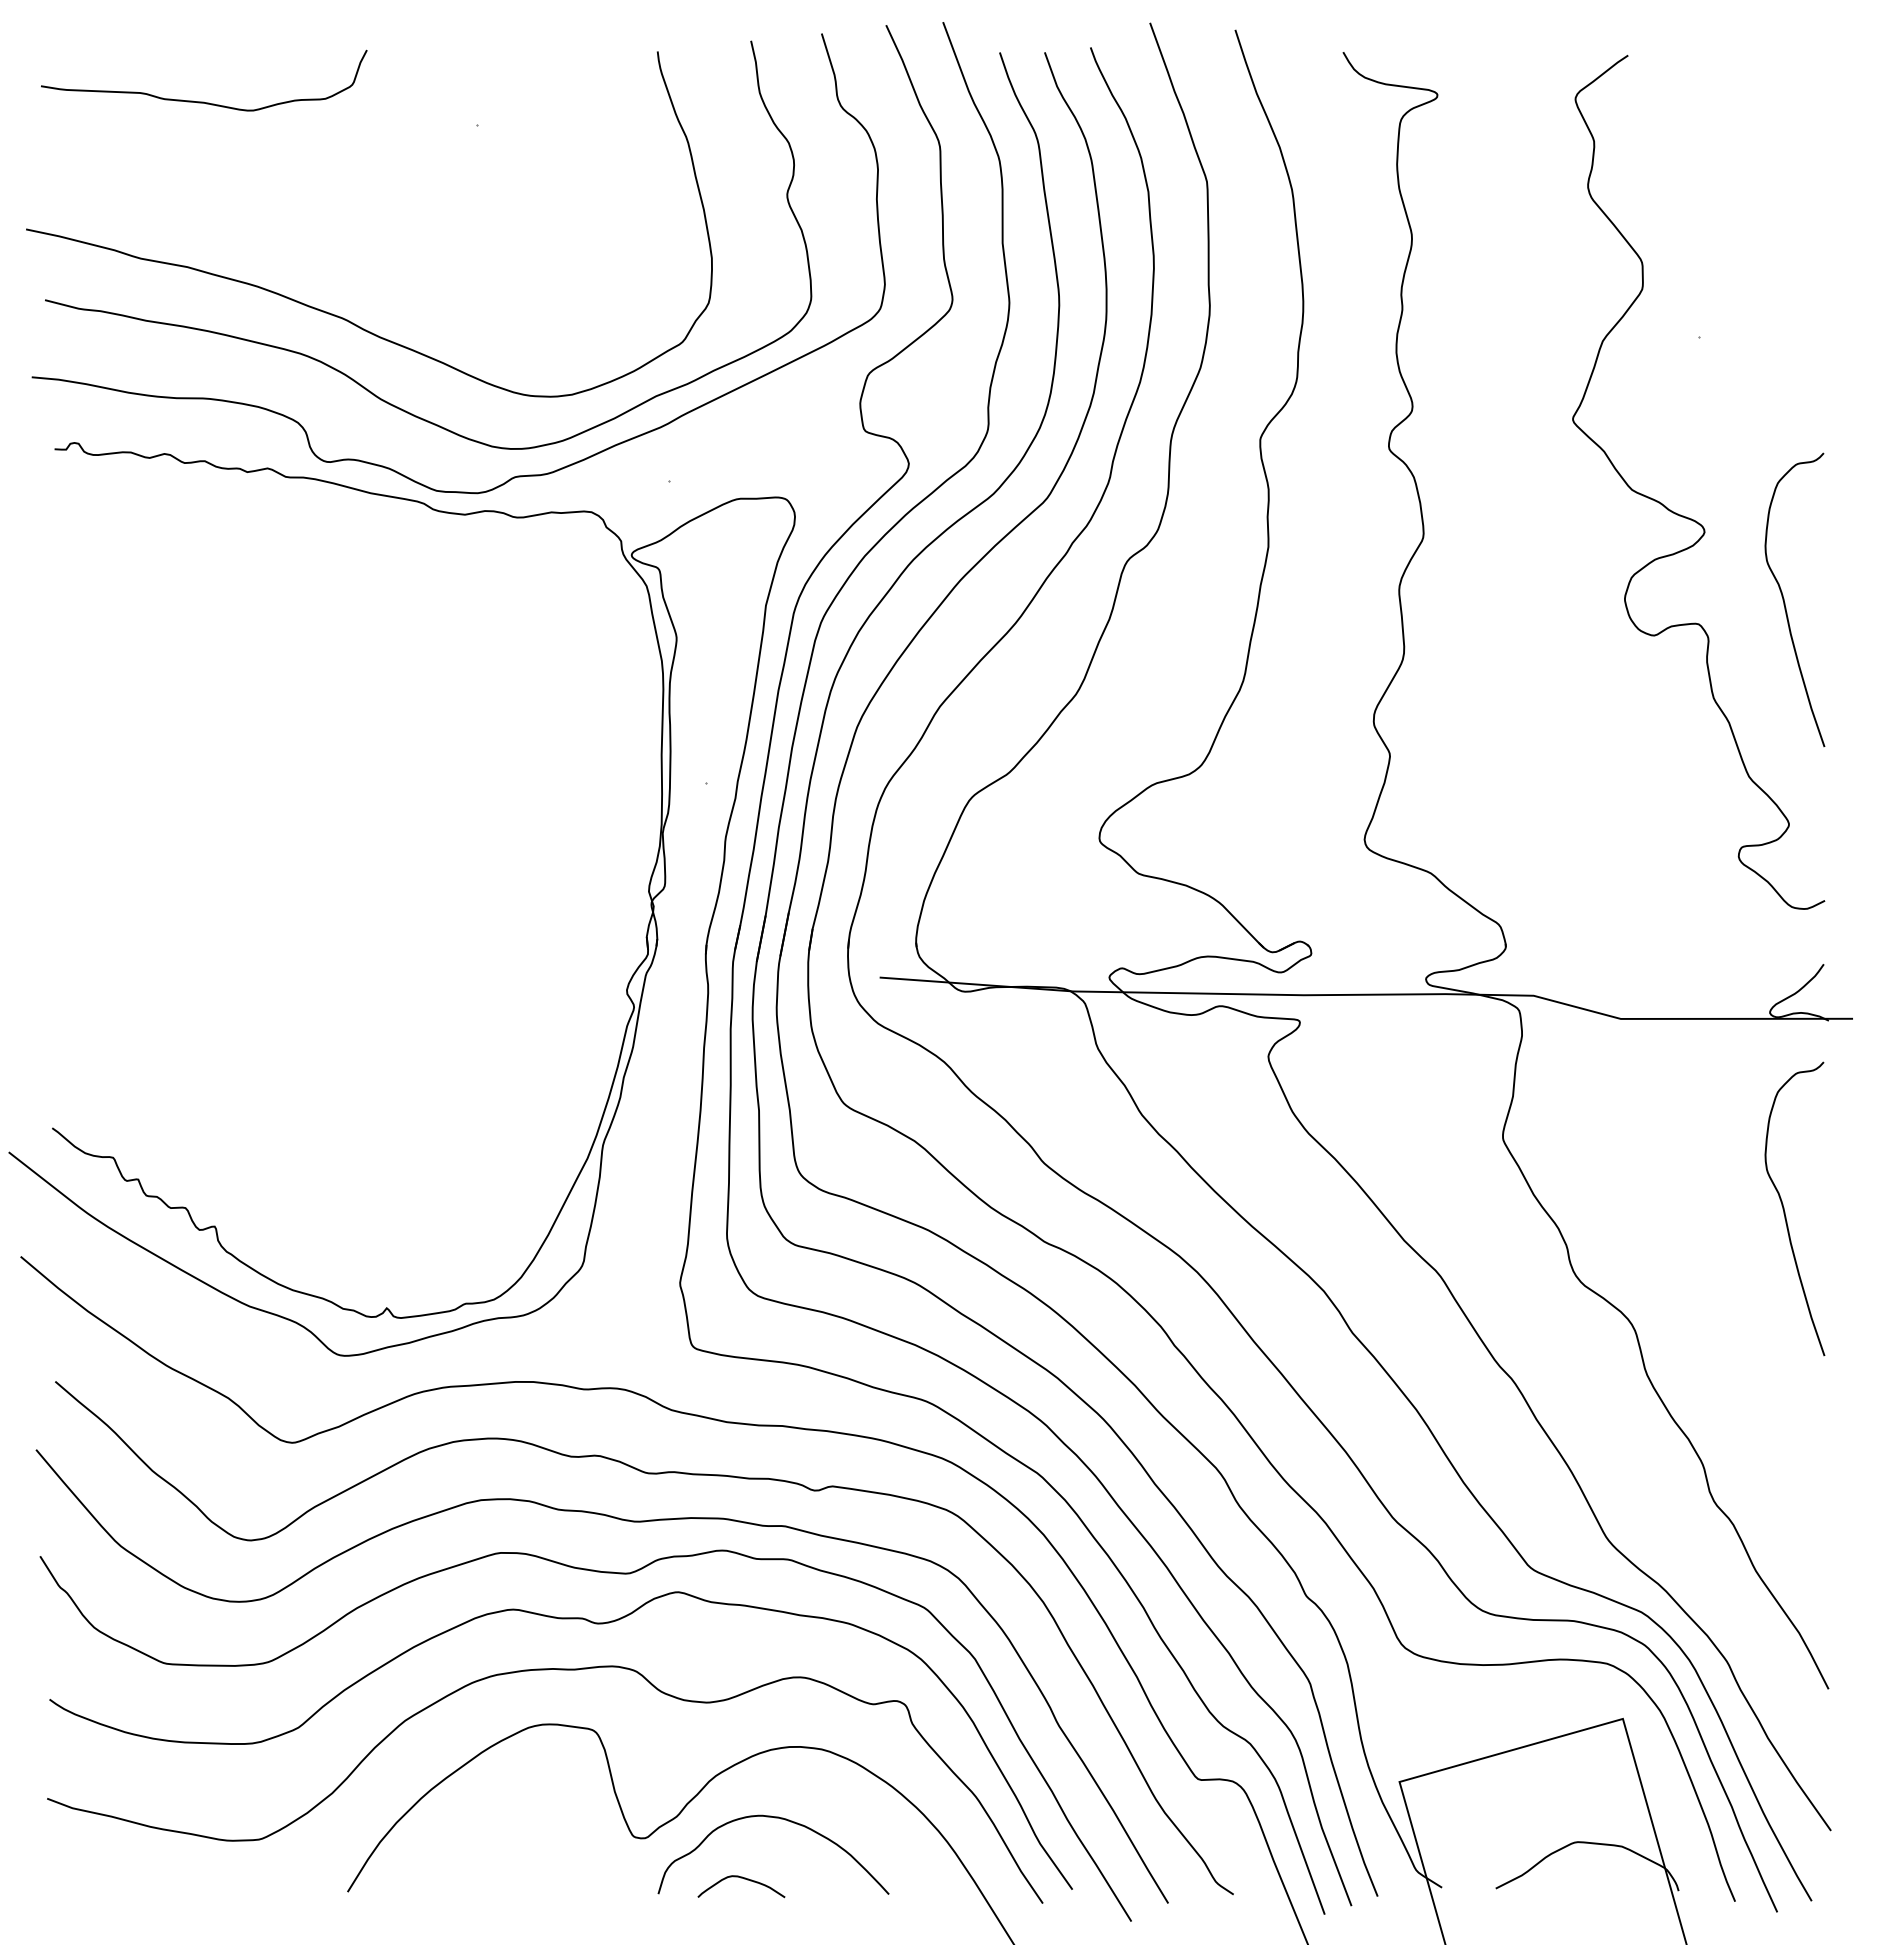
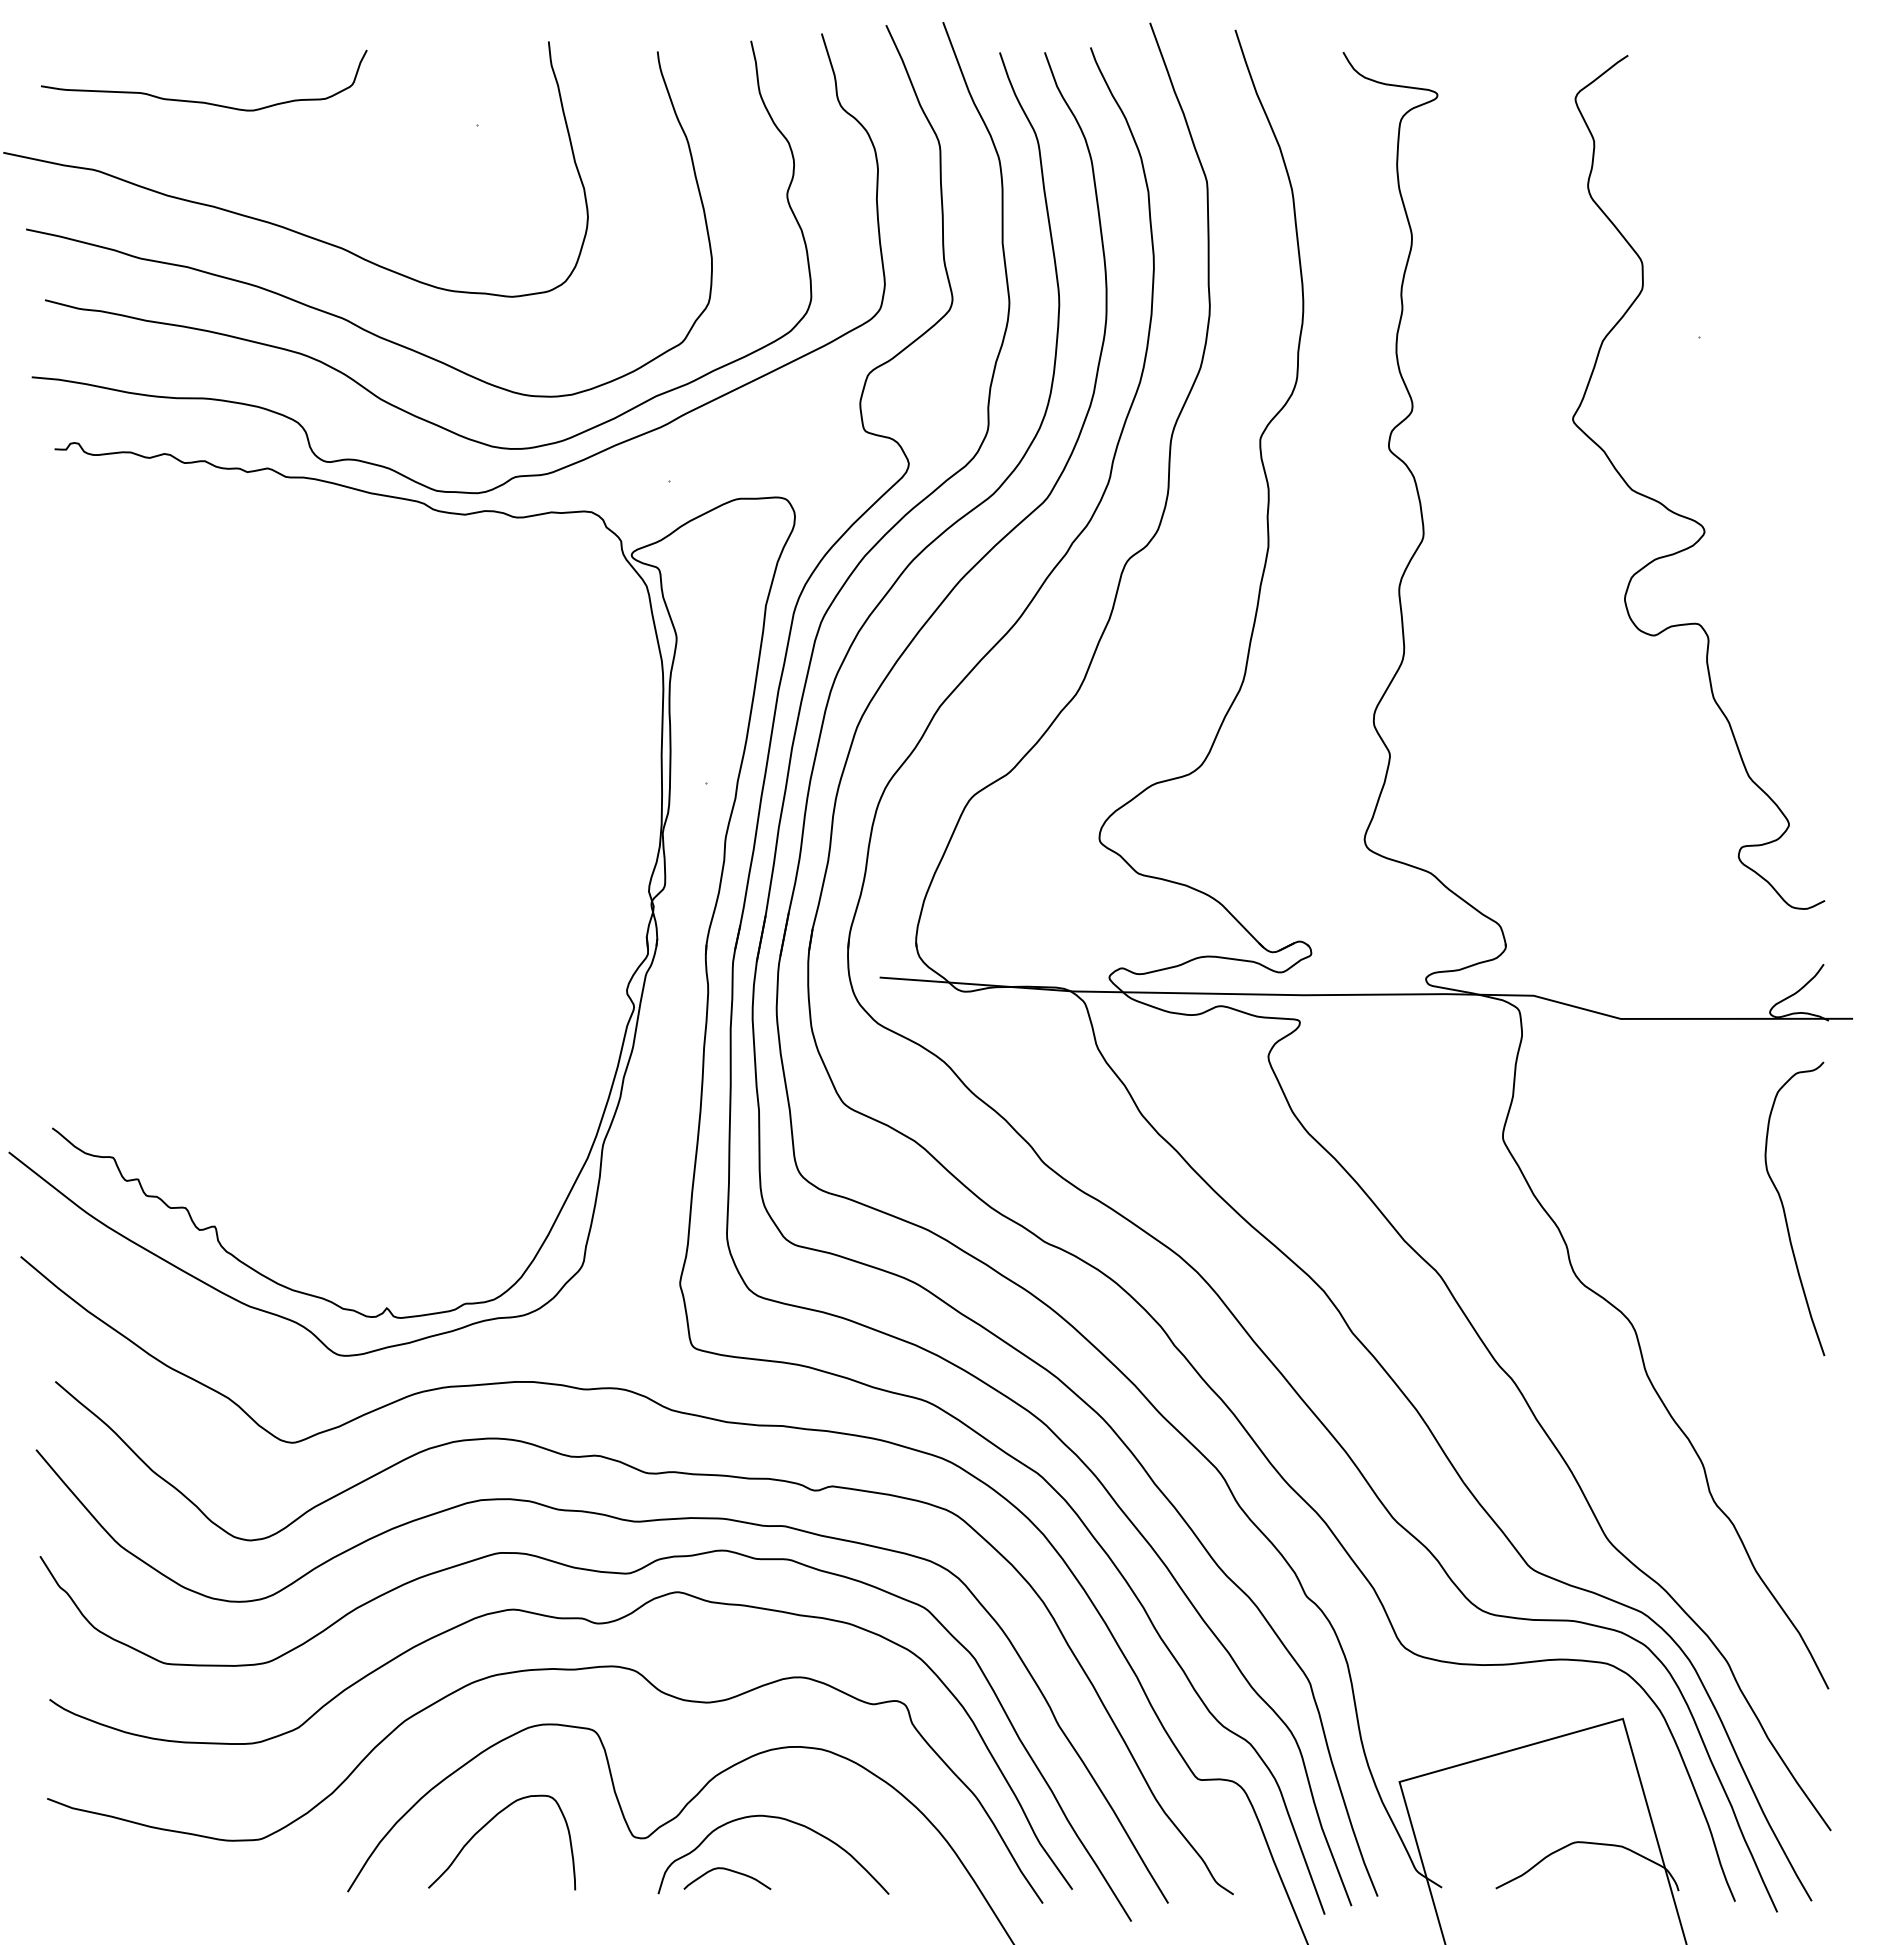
curve: none -> present (278, 224)
curve: present -> none (1785, 602)
curve: none -> present (486, 1825)
curve position: (744, 1879) -> (730, 1871) (730, 1871)
